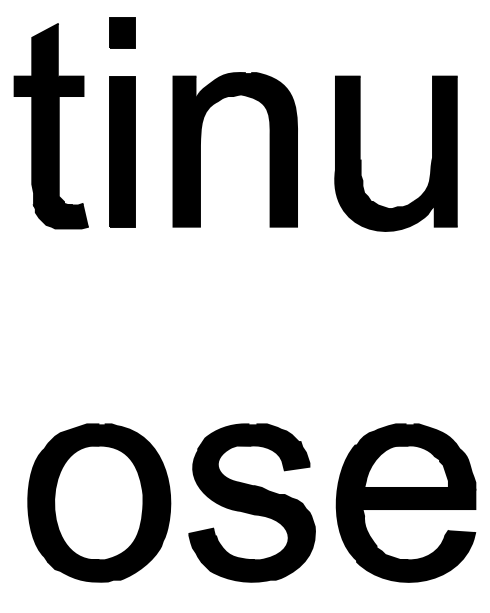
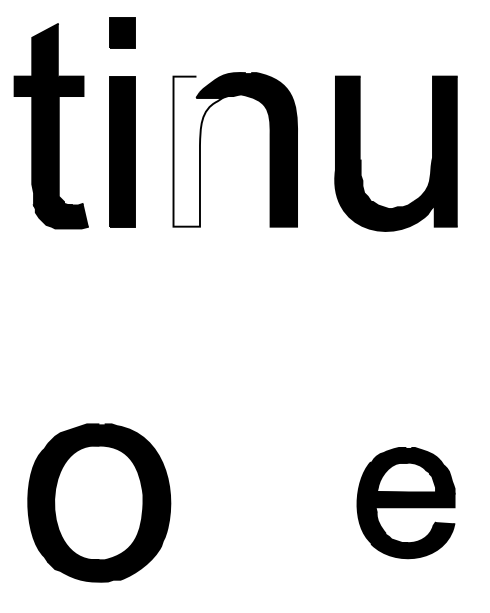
fill: present -> none (197, 151)
part: present -> none (251, 502)
part size: 142x160 px -> 100x113 px (405, 503)
